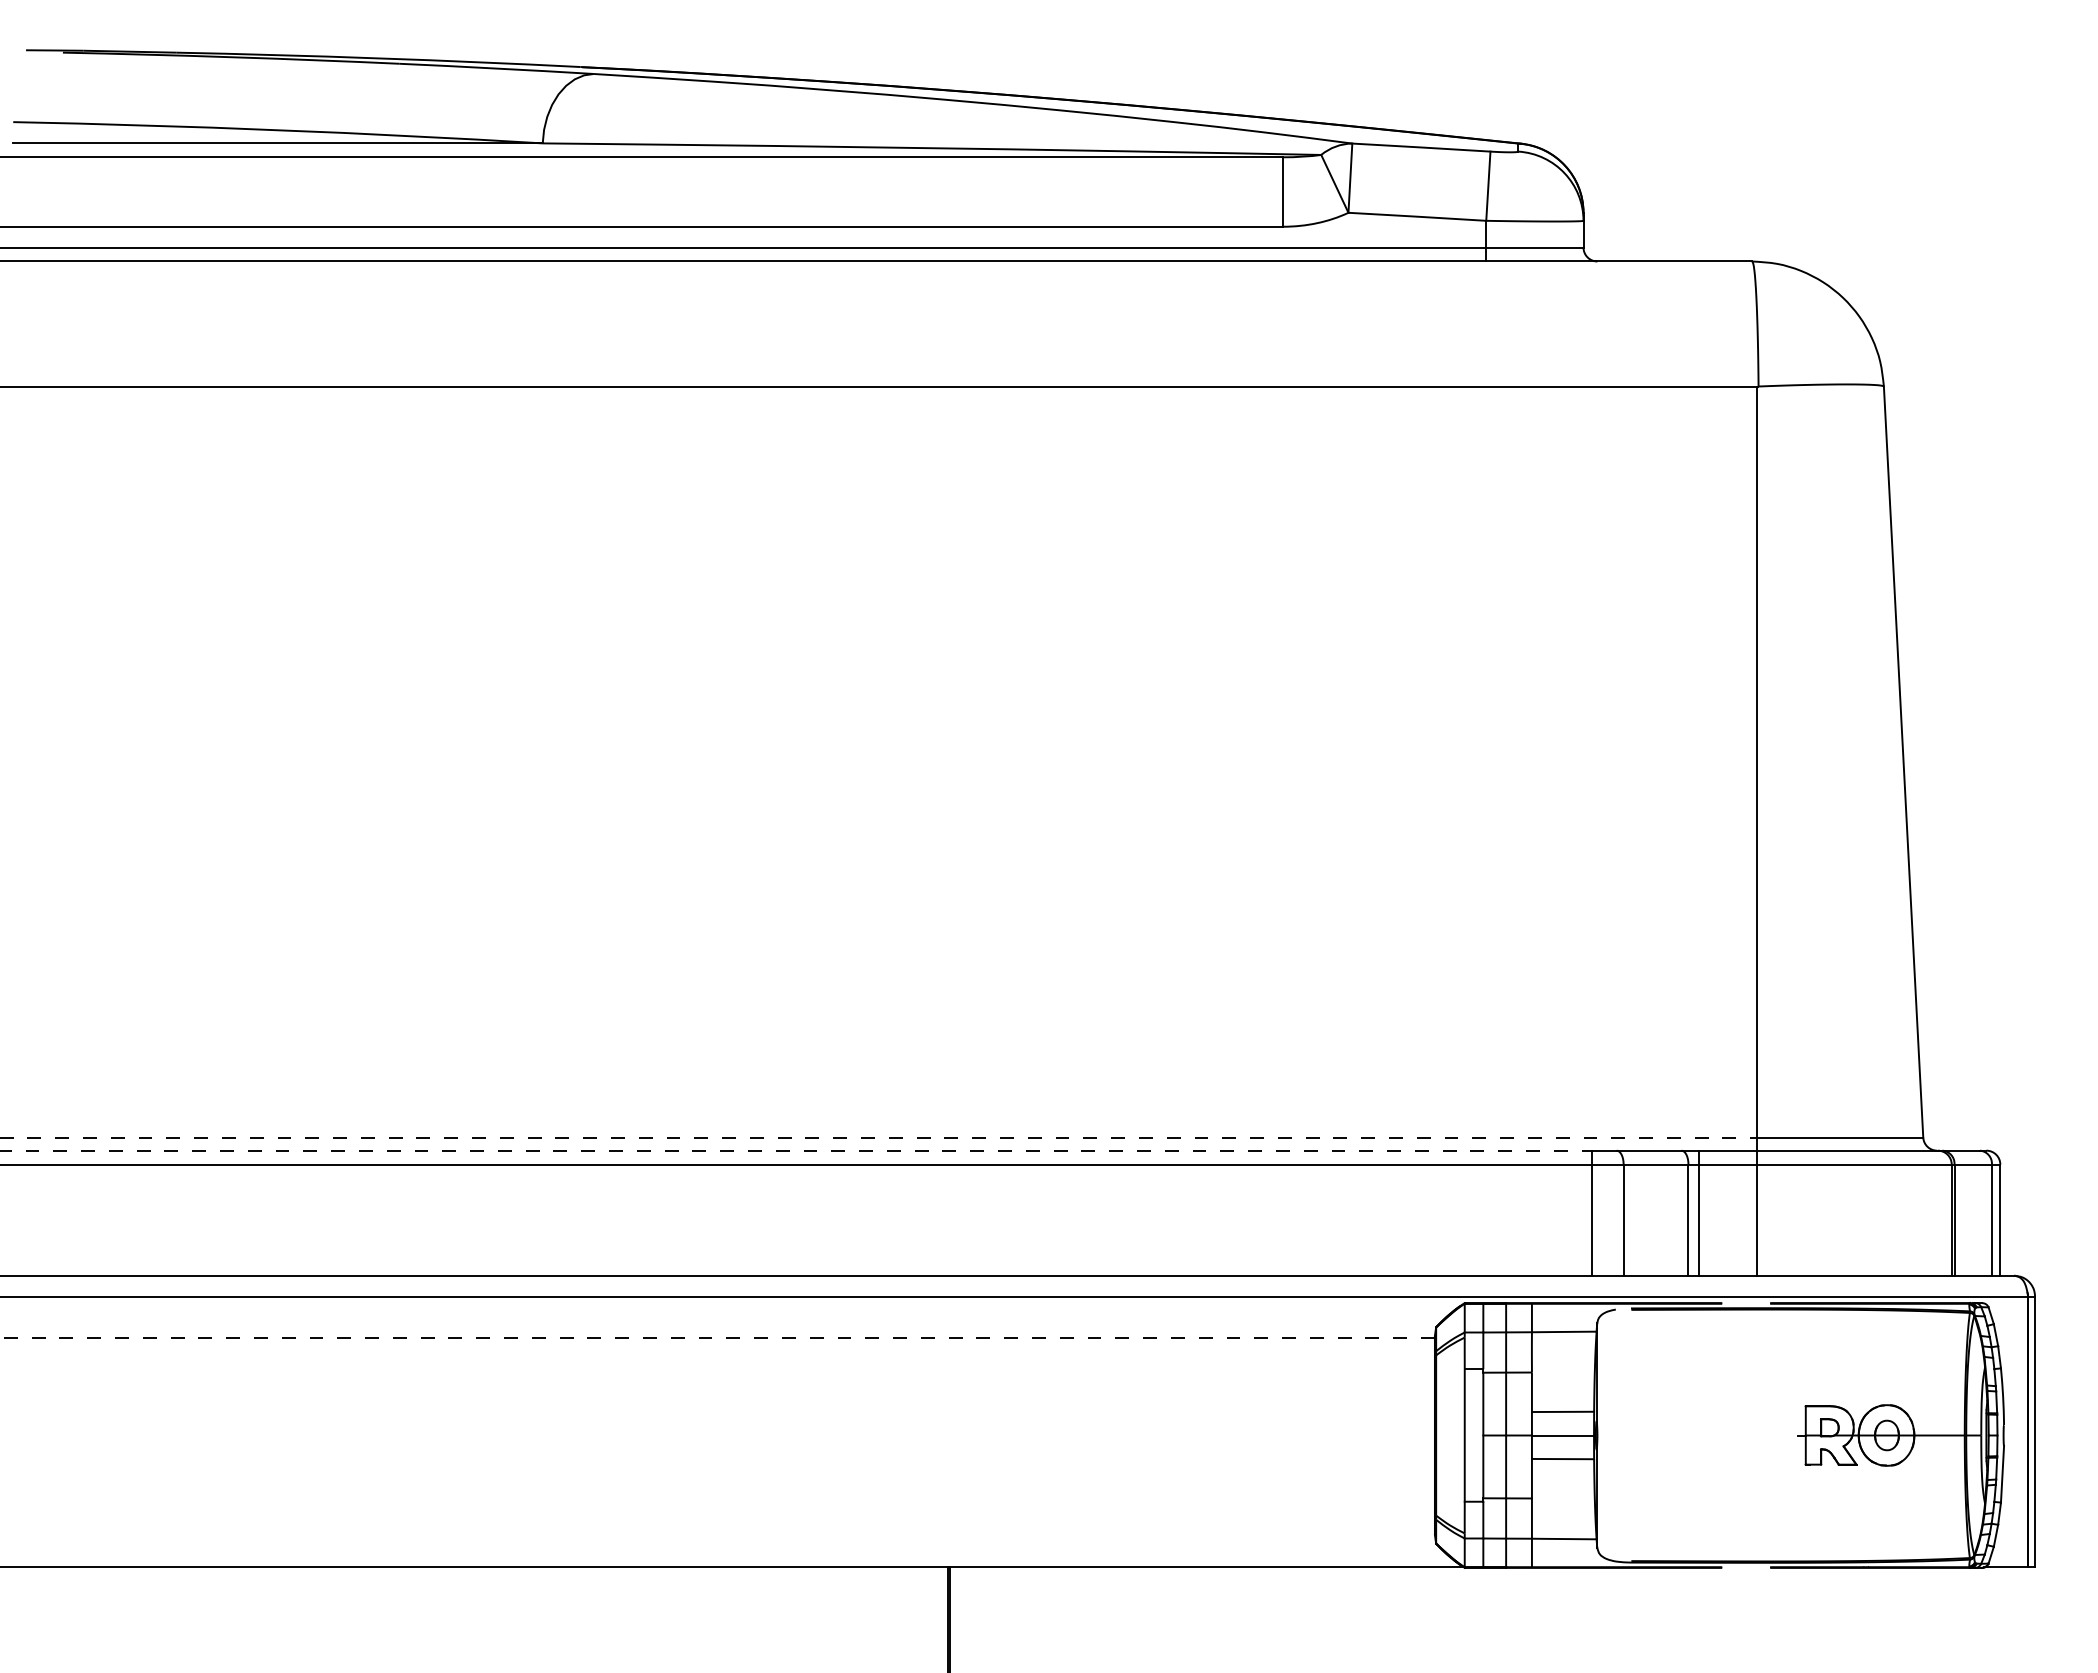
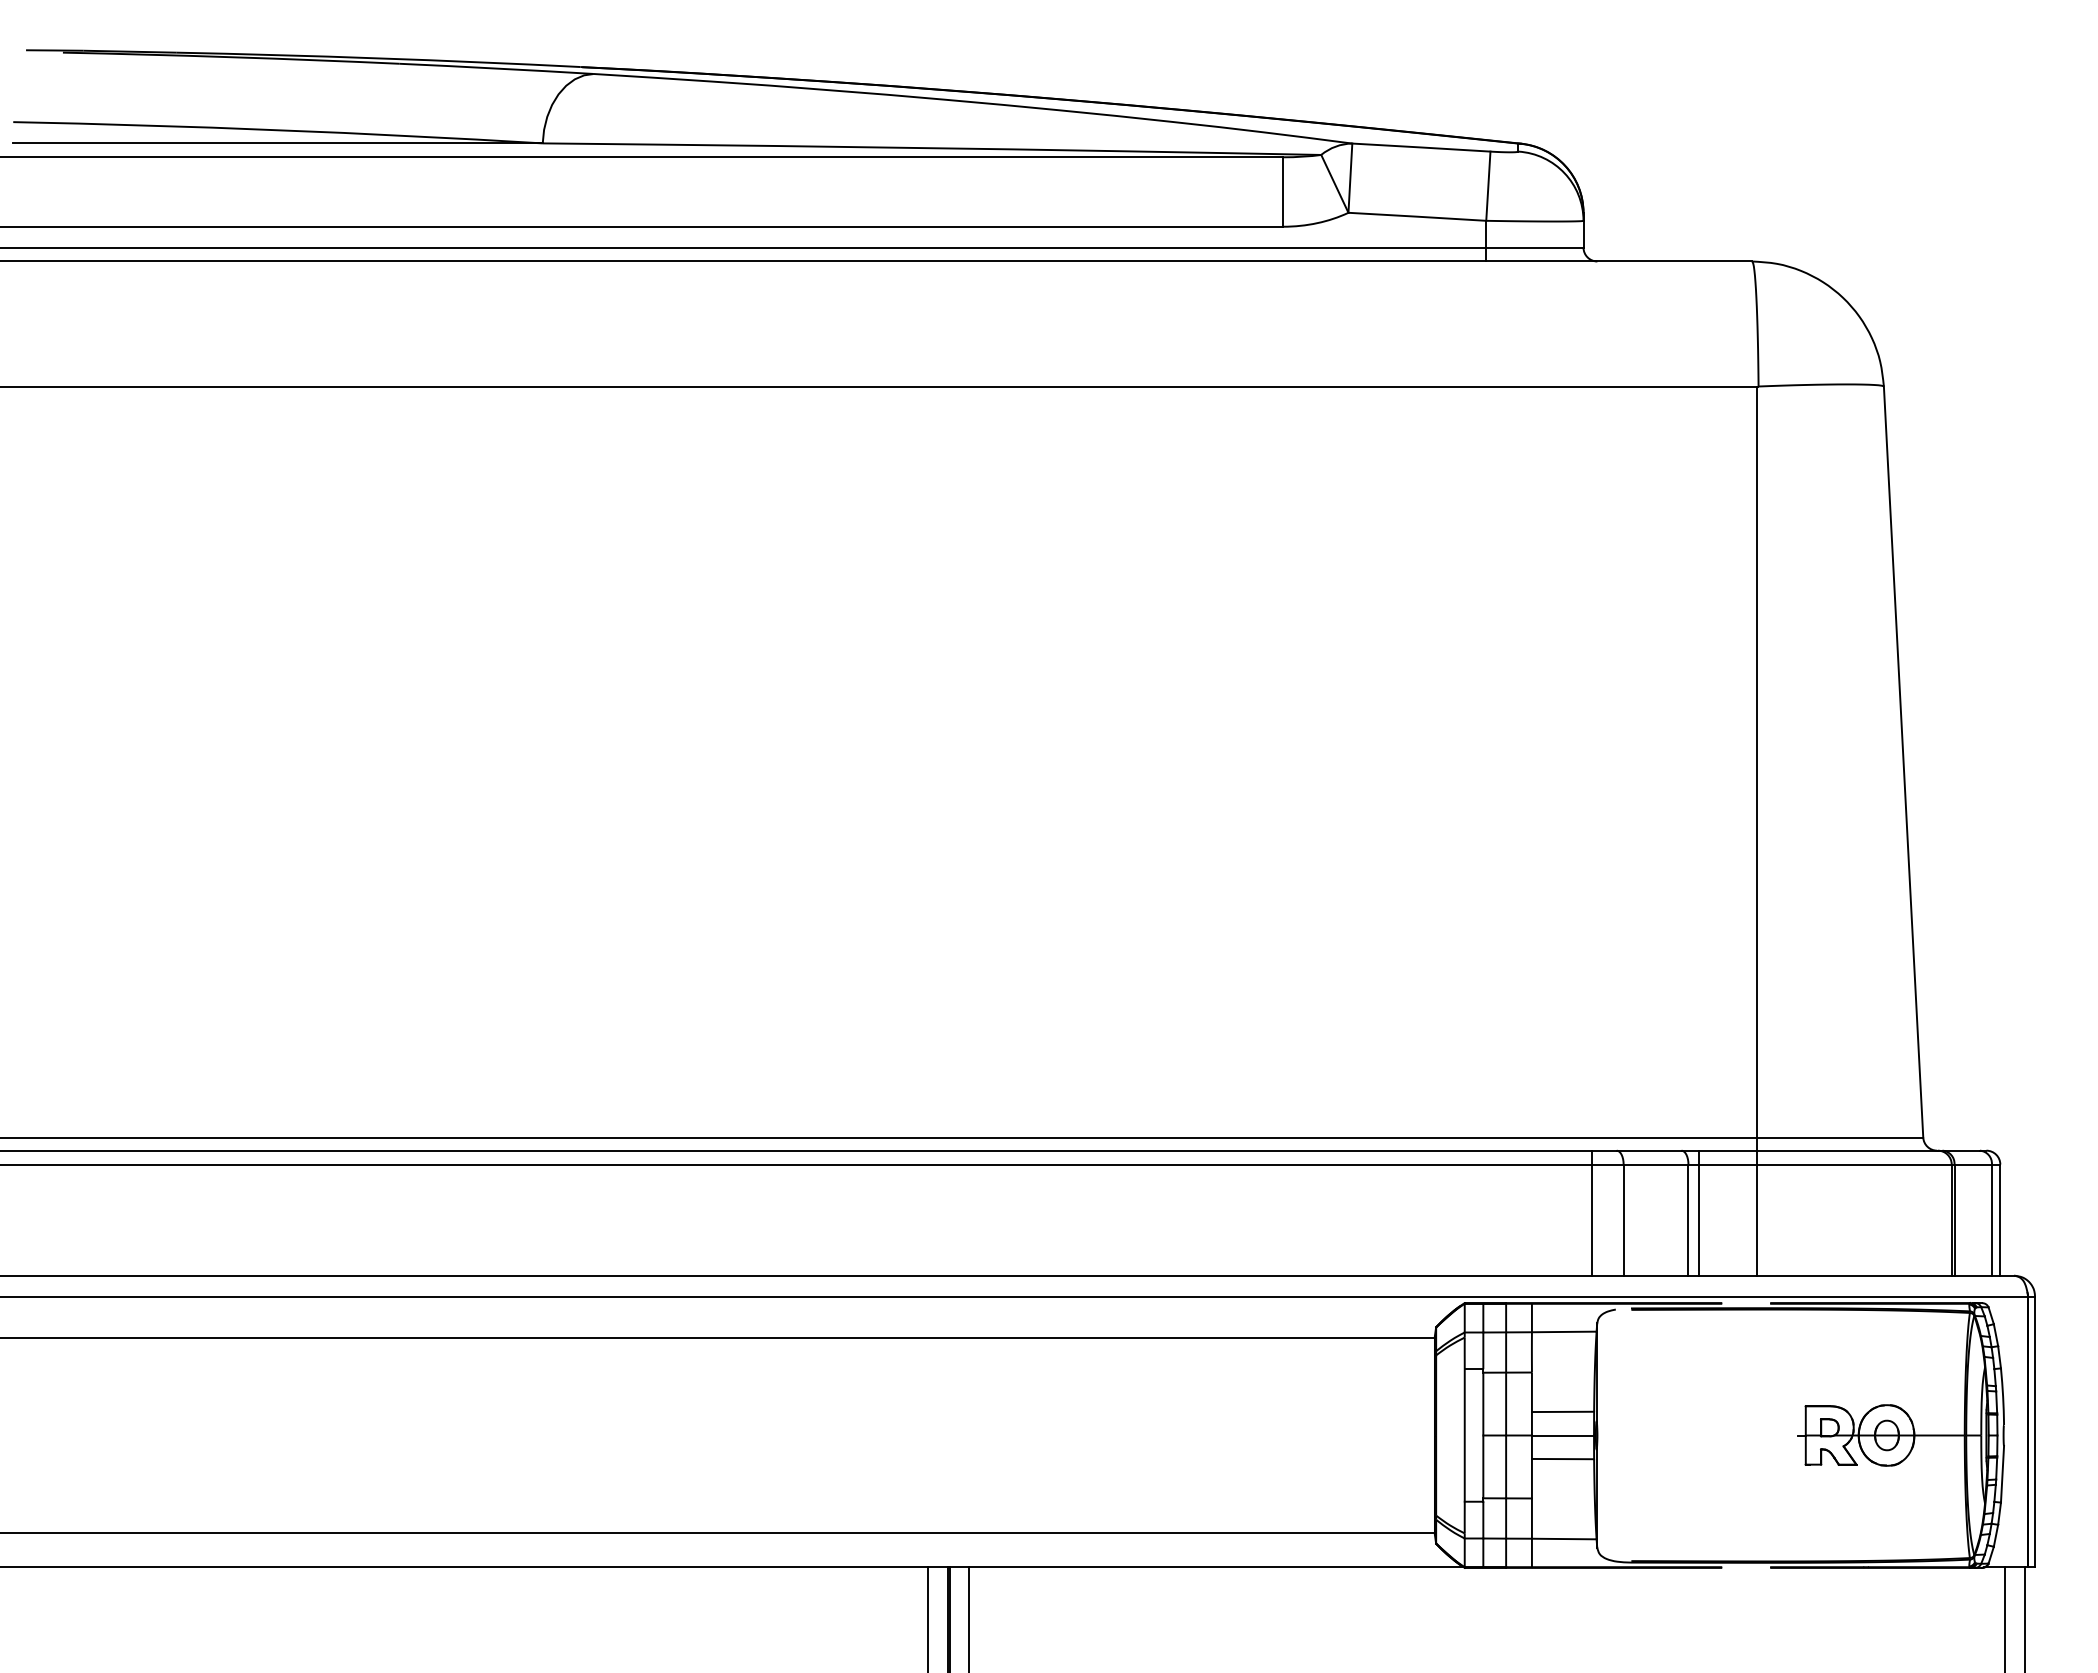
line: dashed -> solid (879, 1137)
line: dashed -> solid (796, 1150)
line: dashed -> solid (717, 1338)
line: none -> present (718, 1532)
line: none -> present (928, 1618)
line: none -> present (969, 1618)
line: none -> present (2005, 1618)
line: none -> present (2024, 1618)
